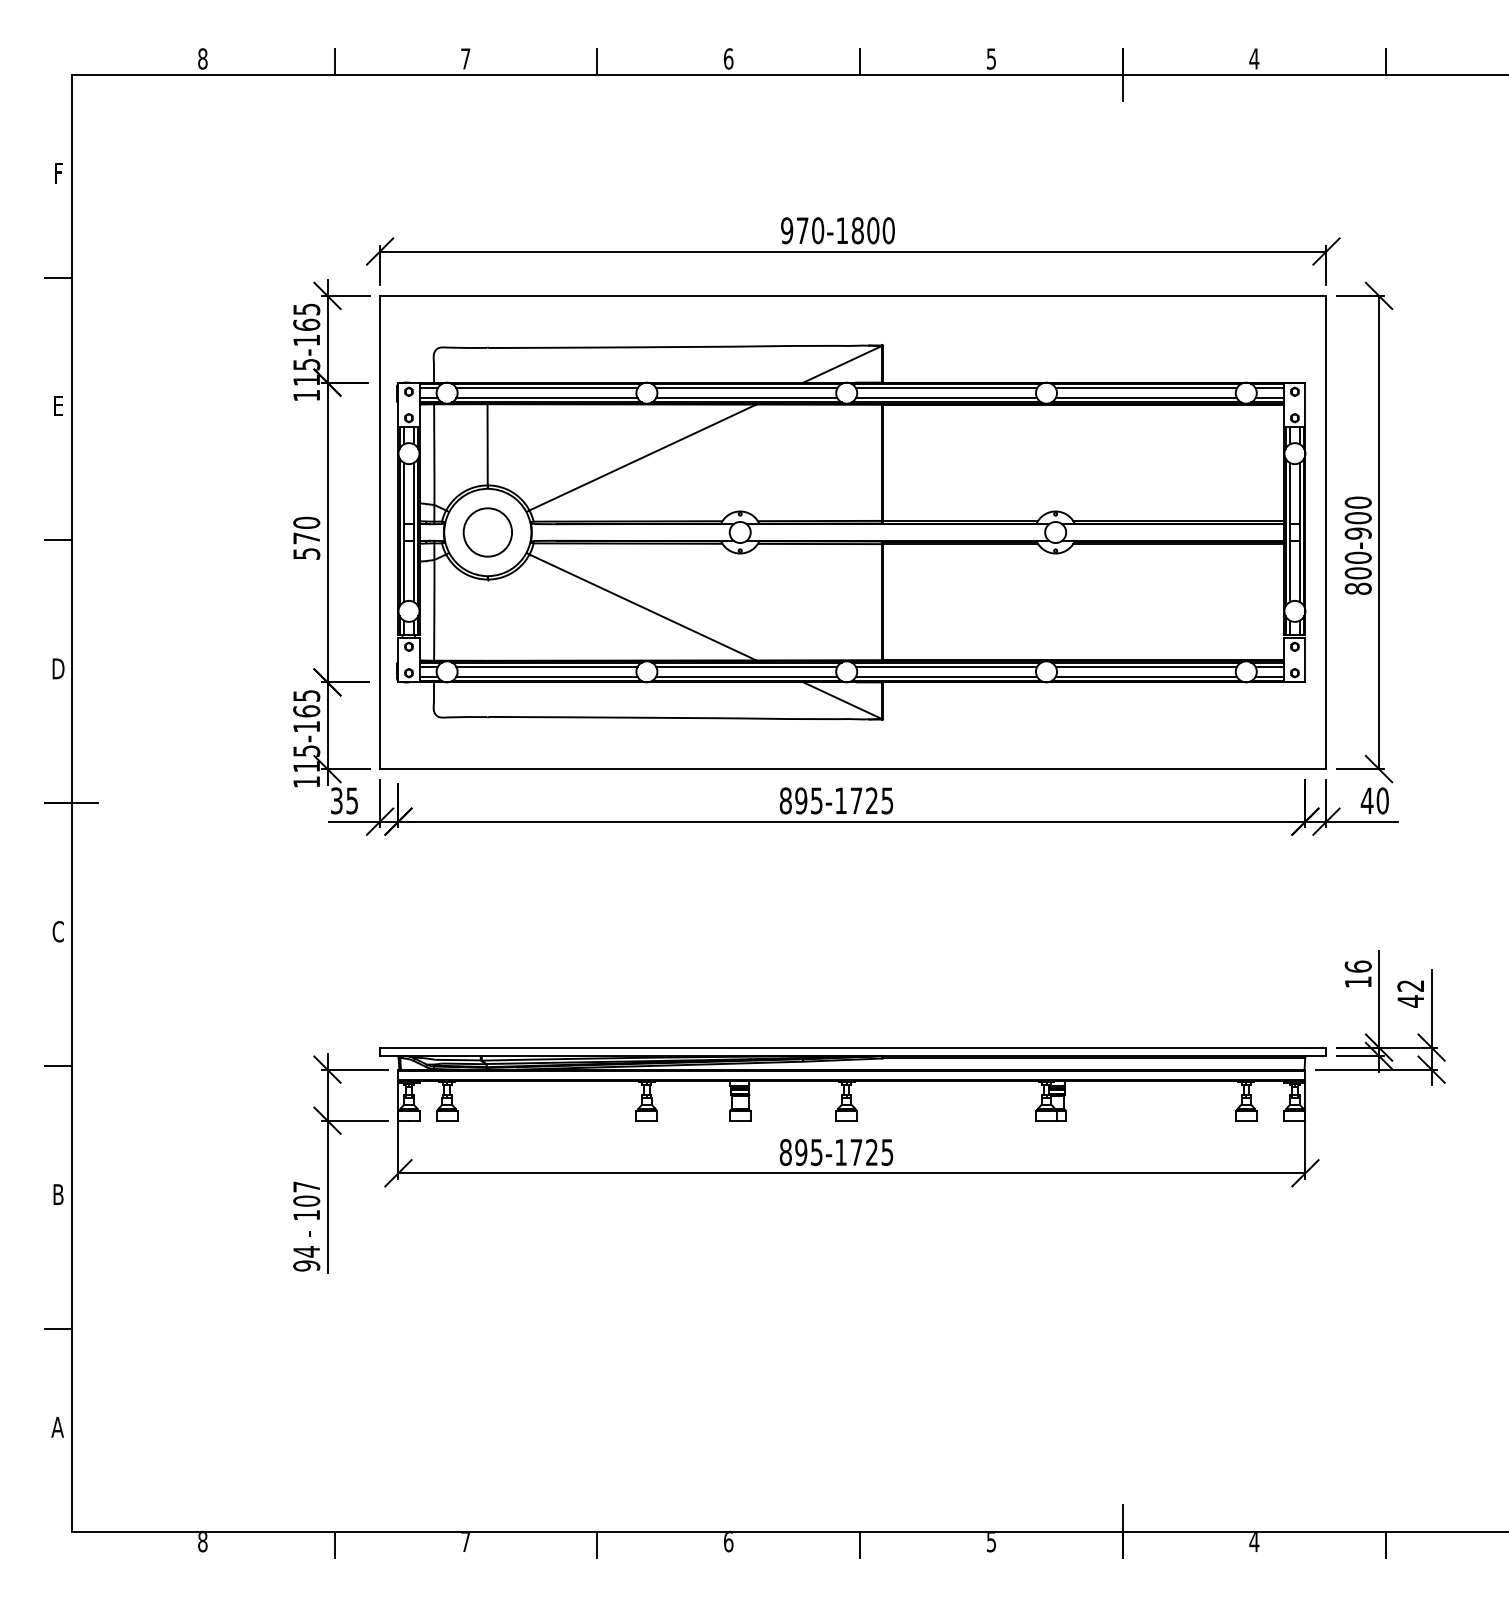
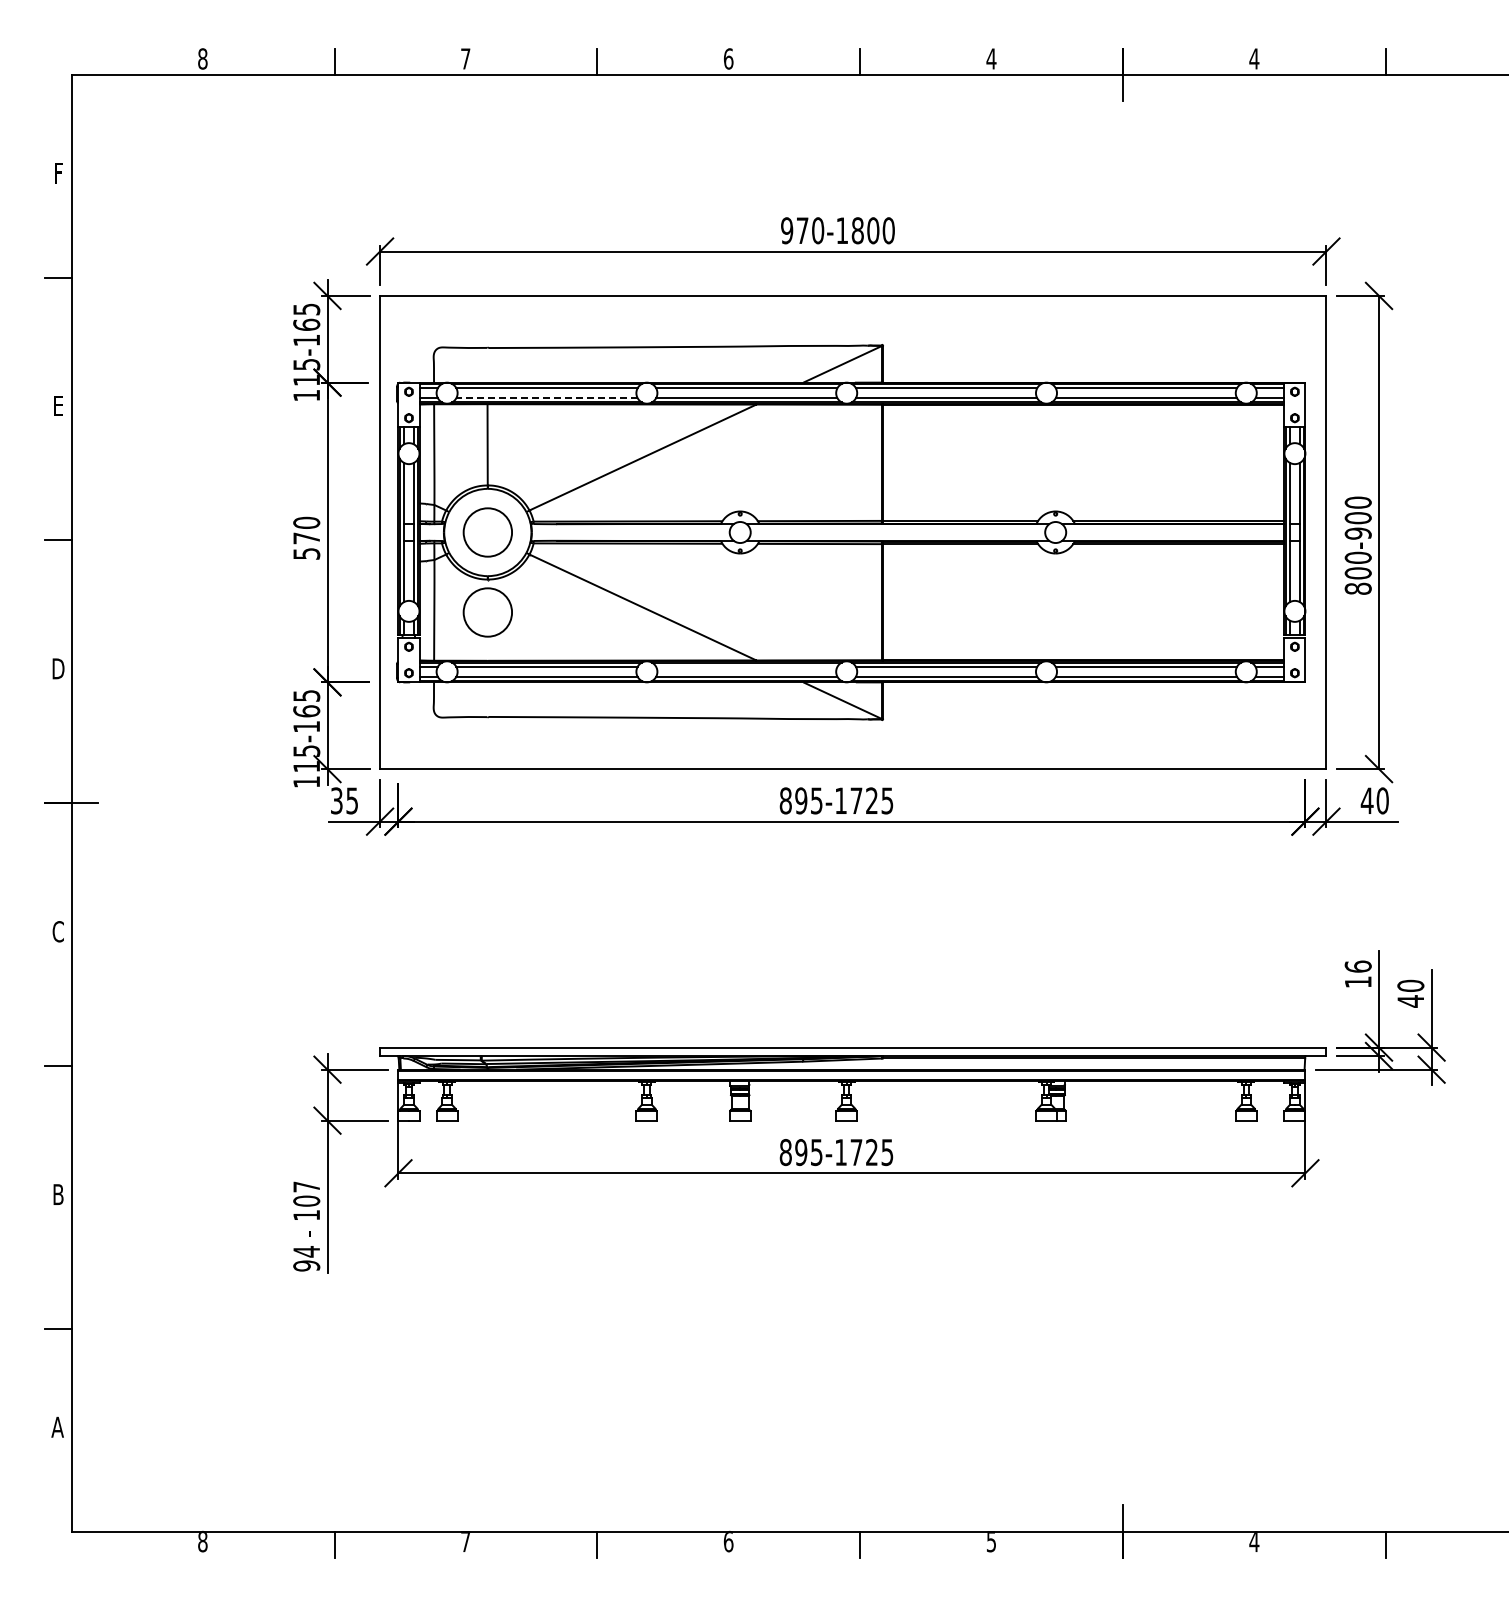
text: 5 -> 4 (991, 58)
line: solid -> dashed (546, 397)
circle: none -> present (487, 612)
line: present -> none (746, 667)
text: 42 -> 40 (1410, 985)
